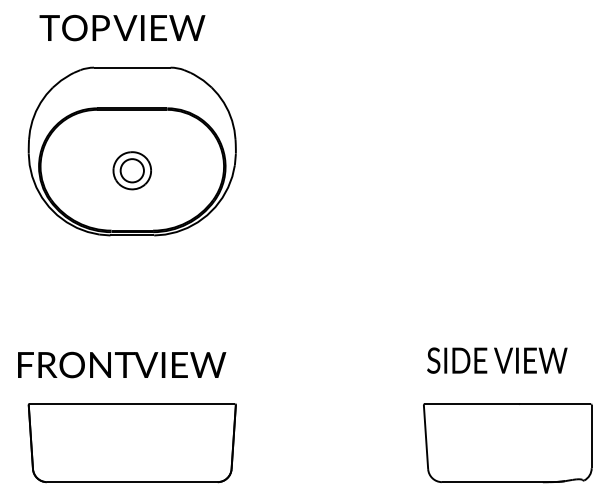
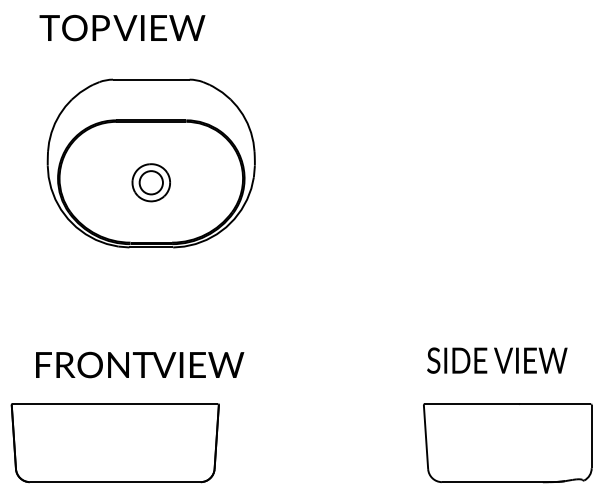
part position: (131, 151) -> (150, 163) (150, 163)
text position: (122, 364) -> (140, 364) (140, 364)
part position: (131, 443) -> (114, 443) (114, 443)
